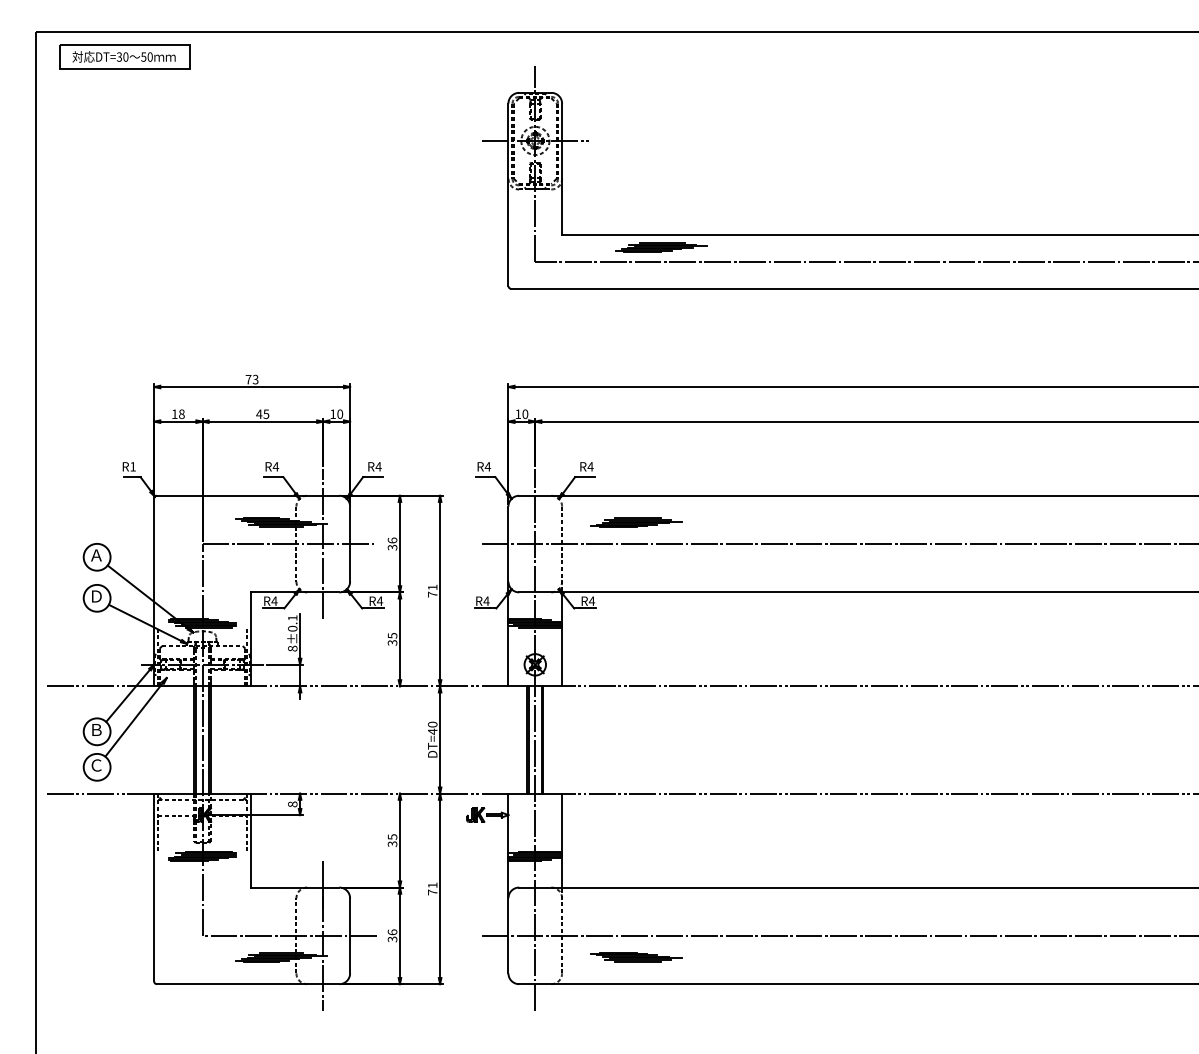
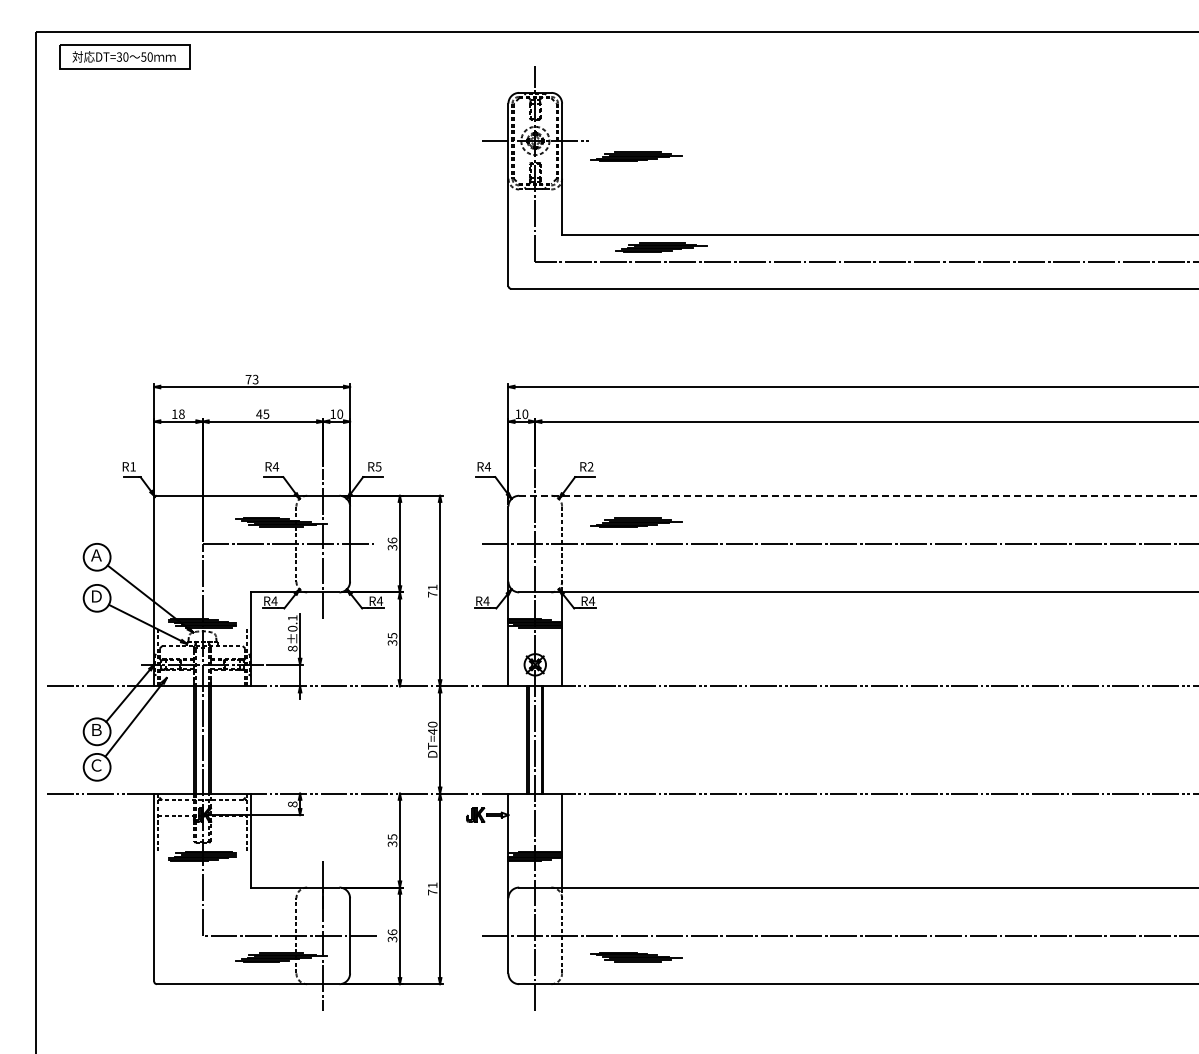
part: none -> present (636, 156)
text: R4 -> R5 (378, 466)
text: R4 -> R2 (590, 466)
line: solid -> dashed (859, 495)
